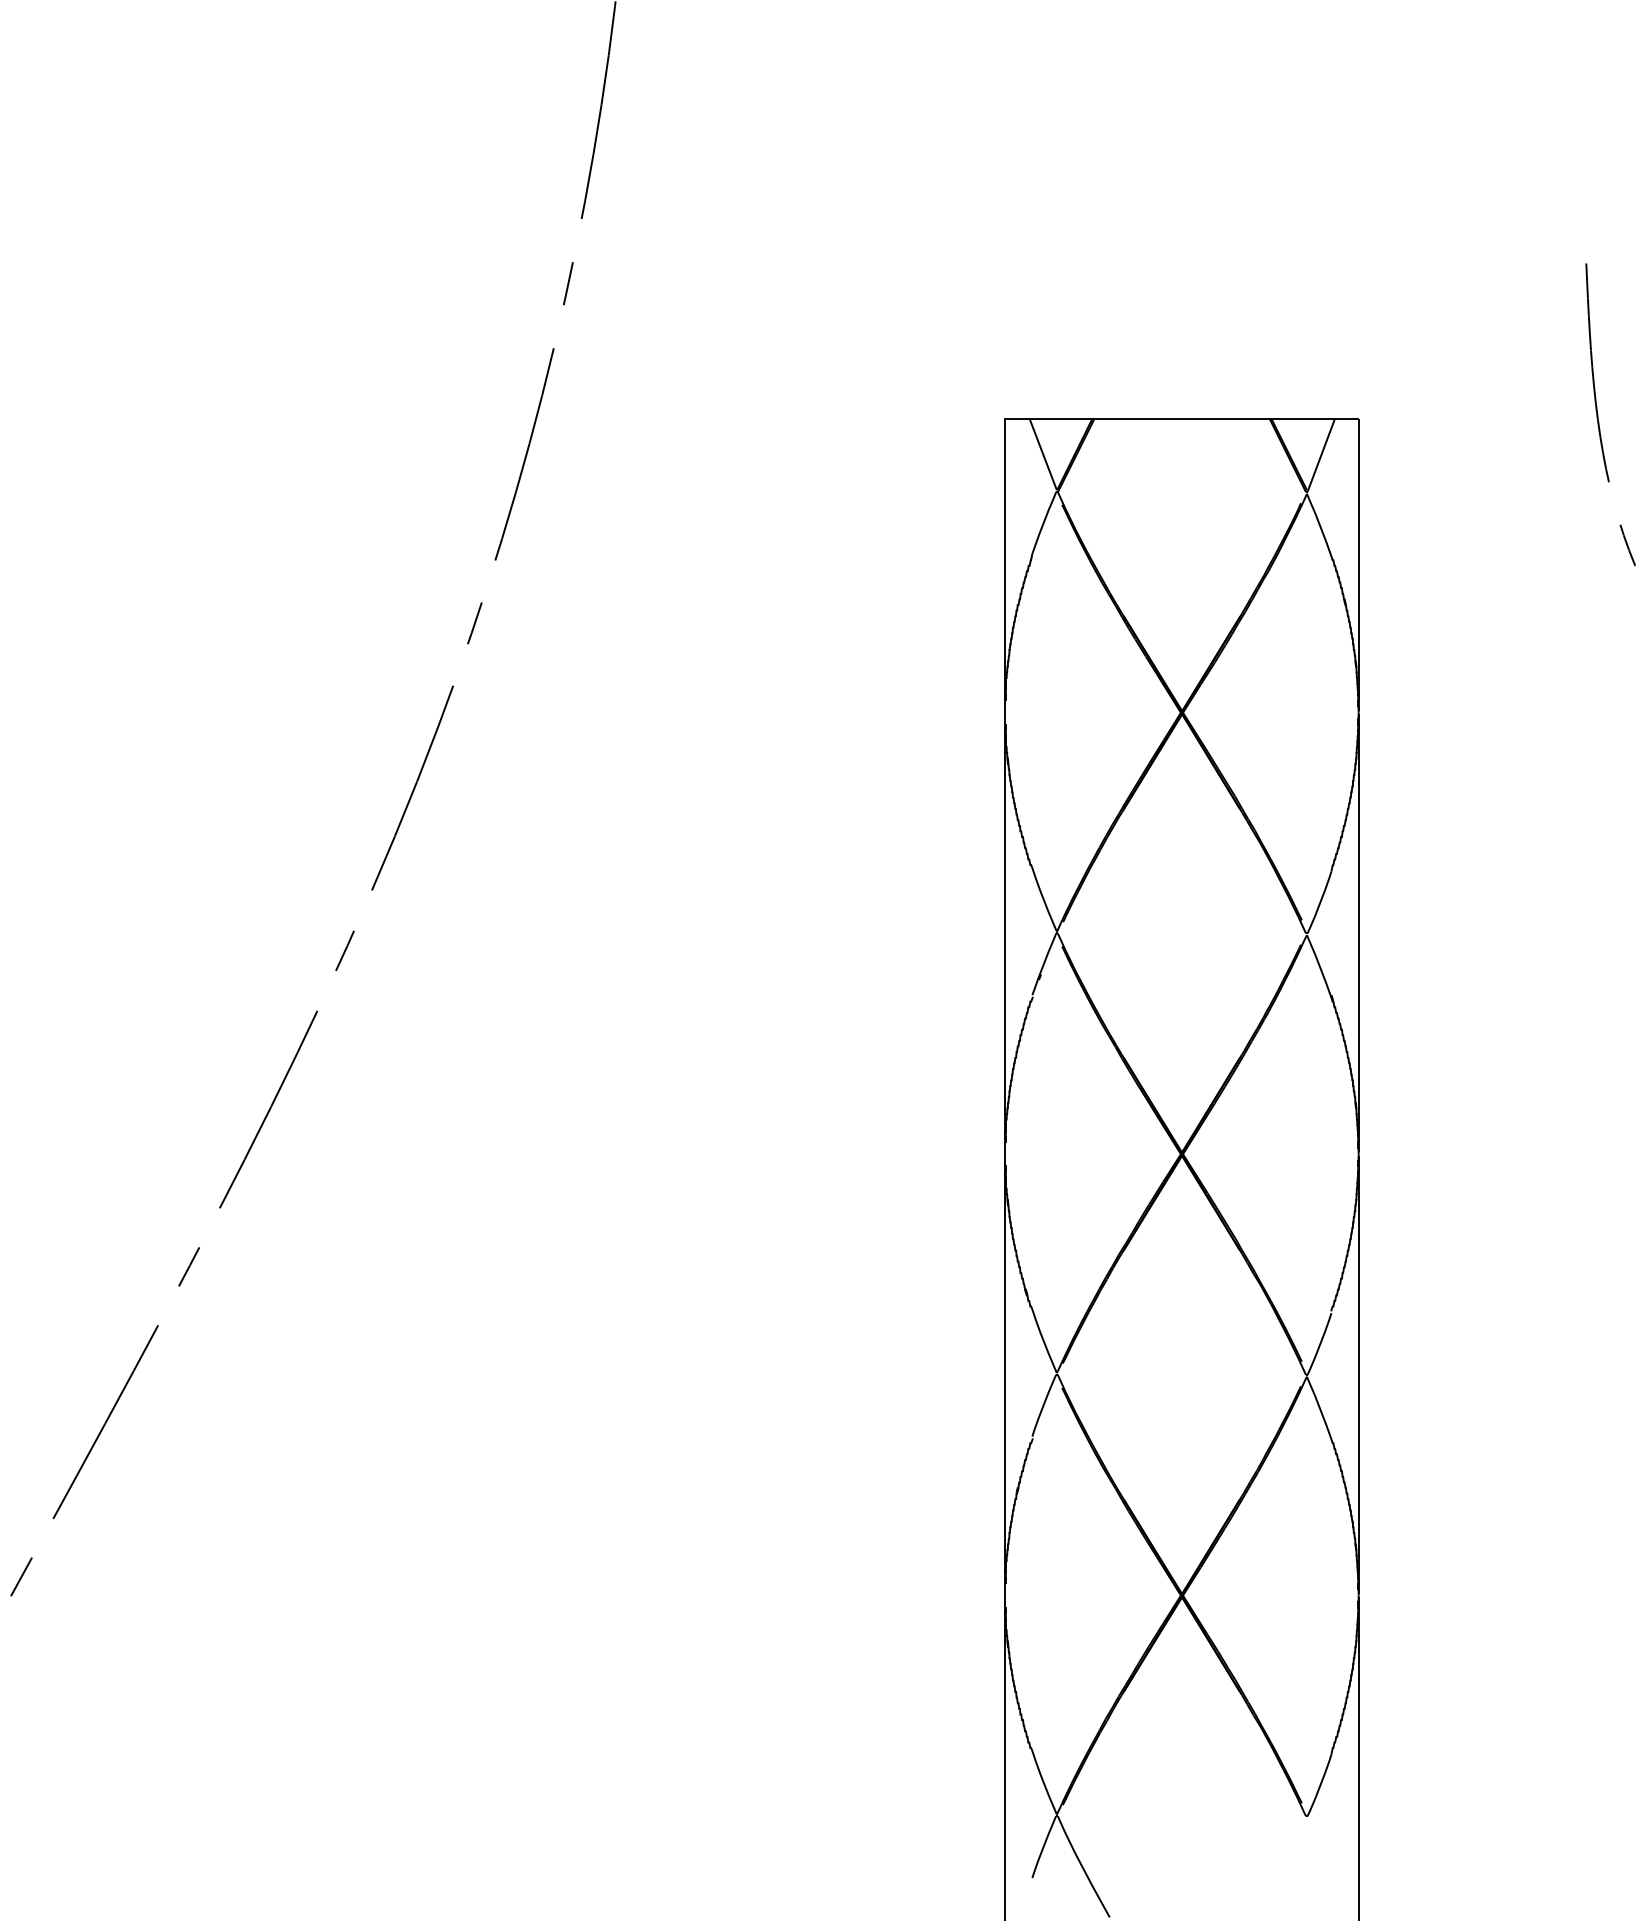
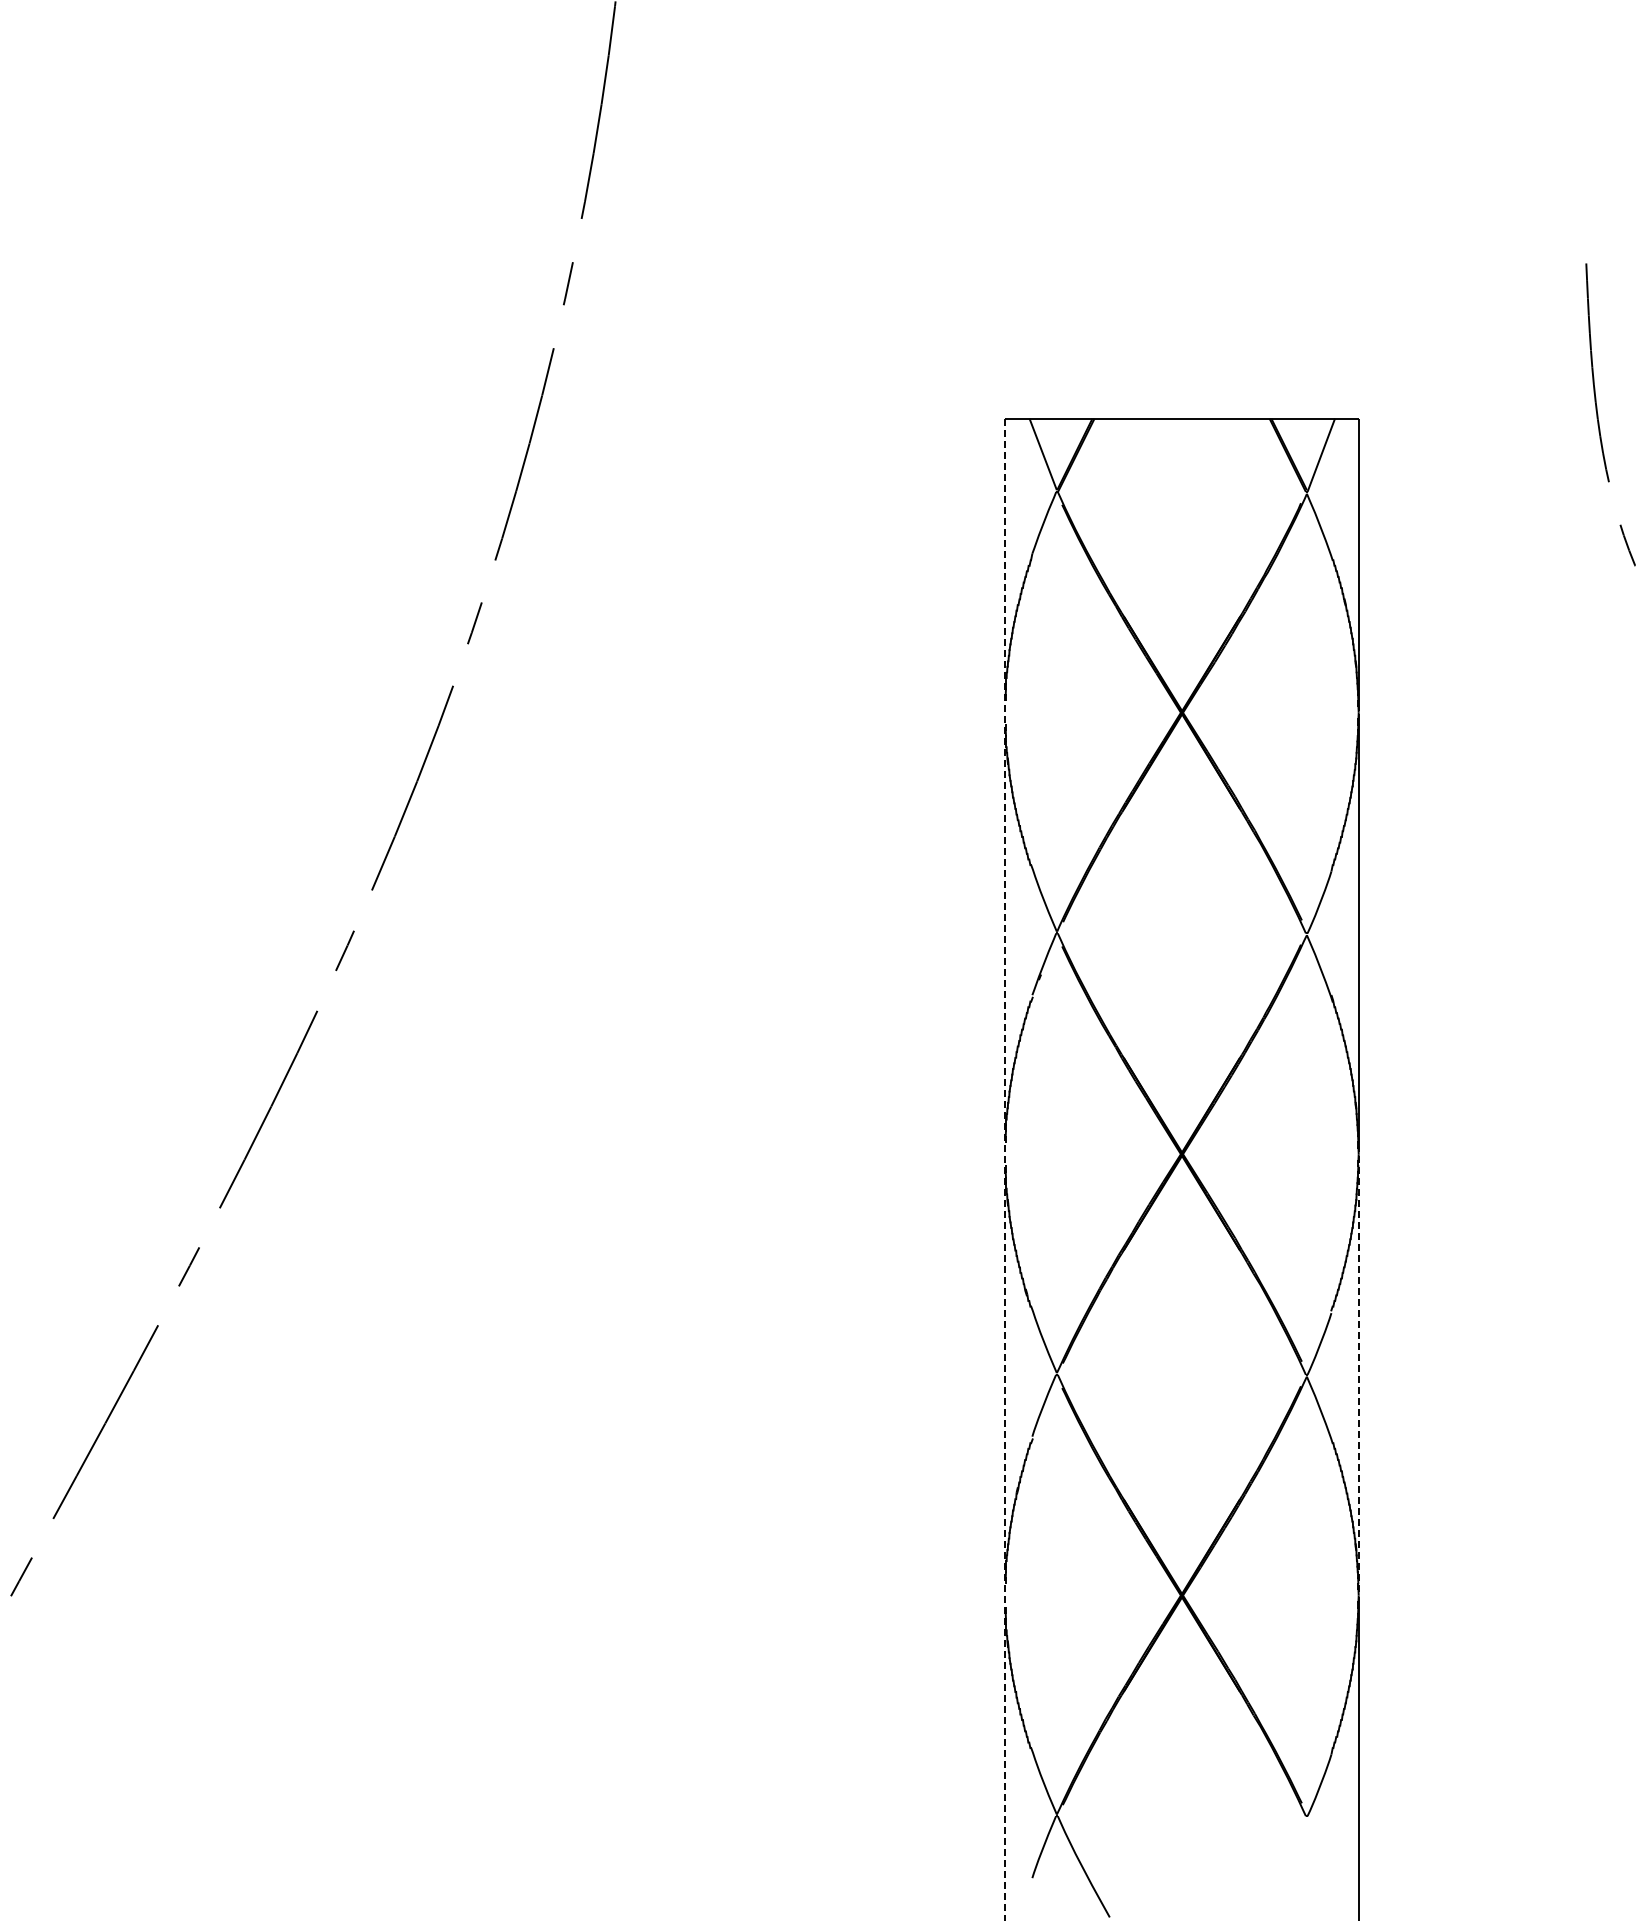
line: solid -> dashed (1005, 1169)
line: solid -> dashed (1358, 1374)
